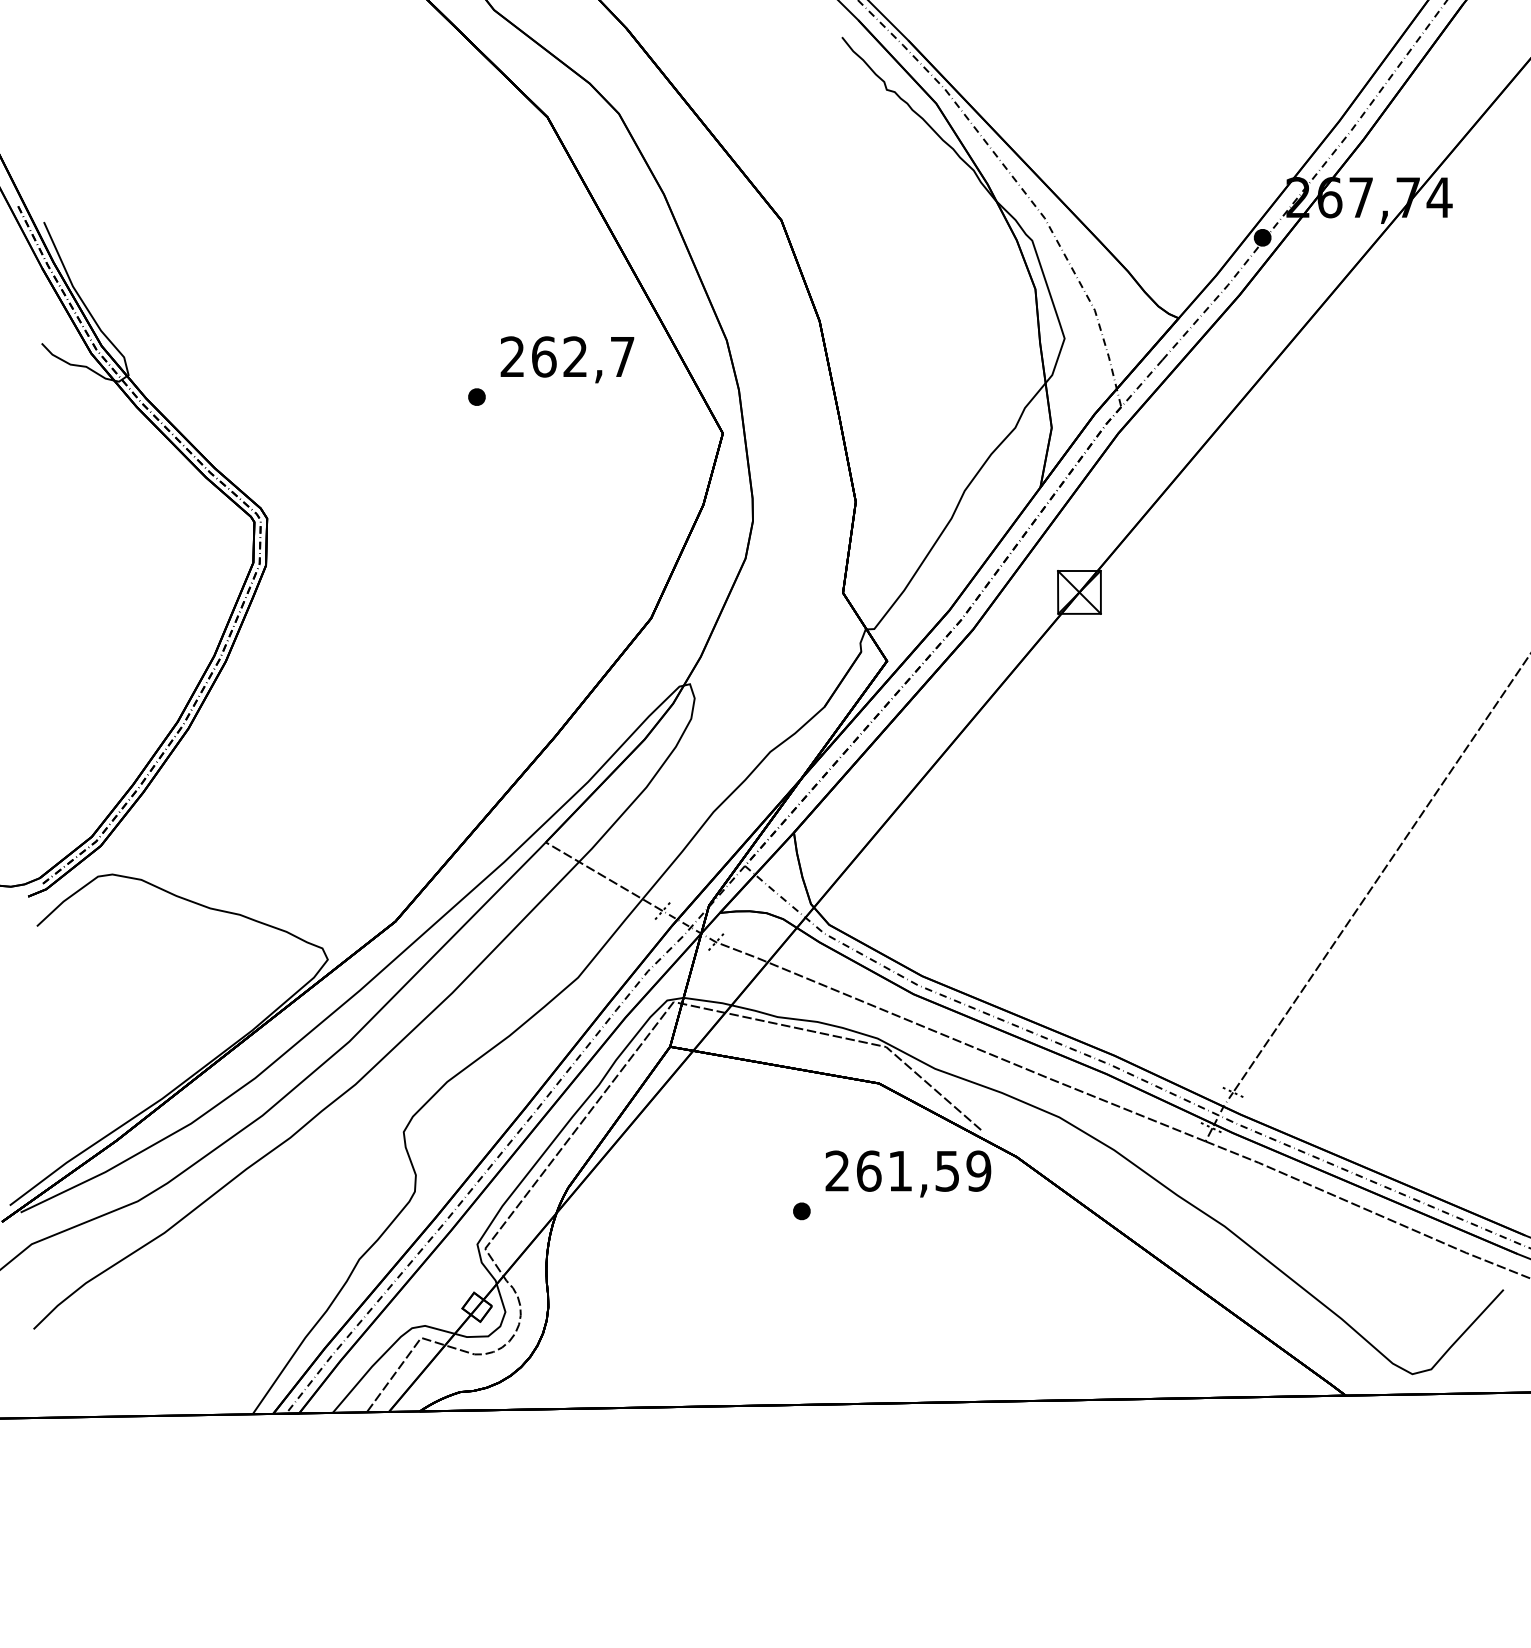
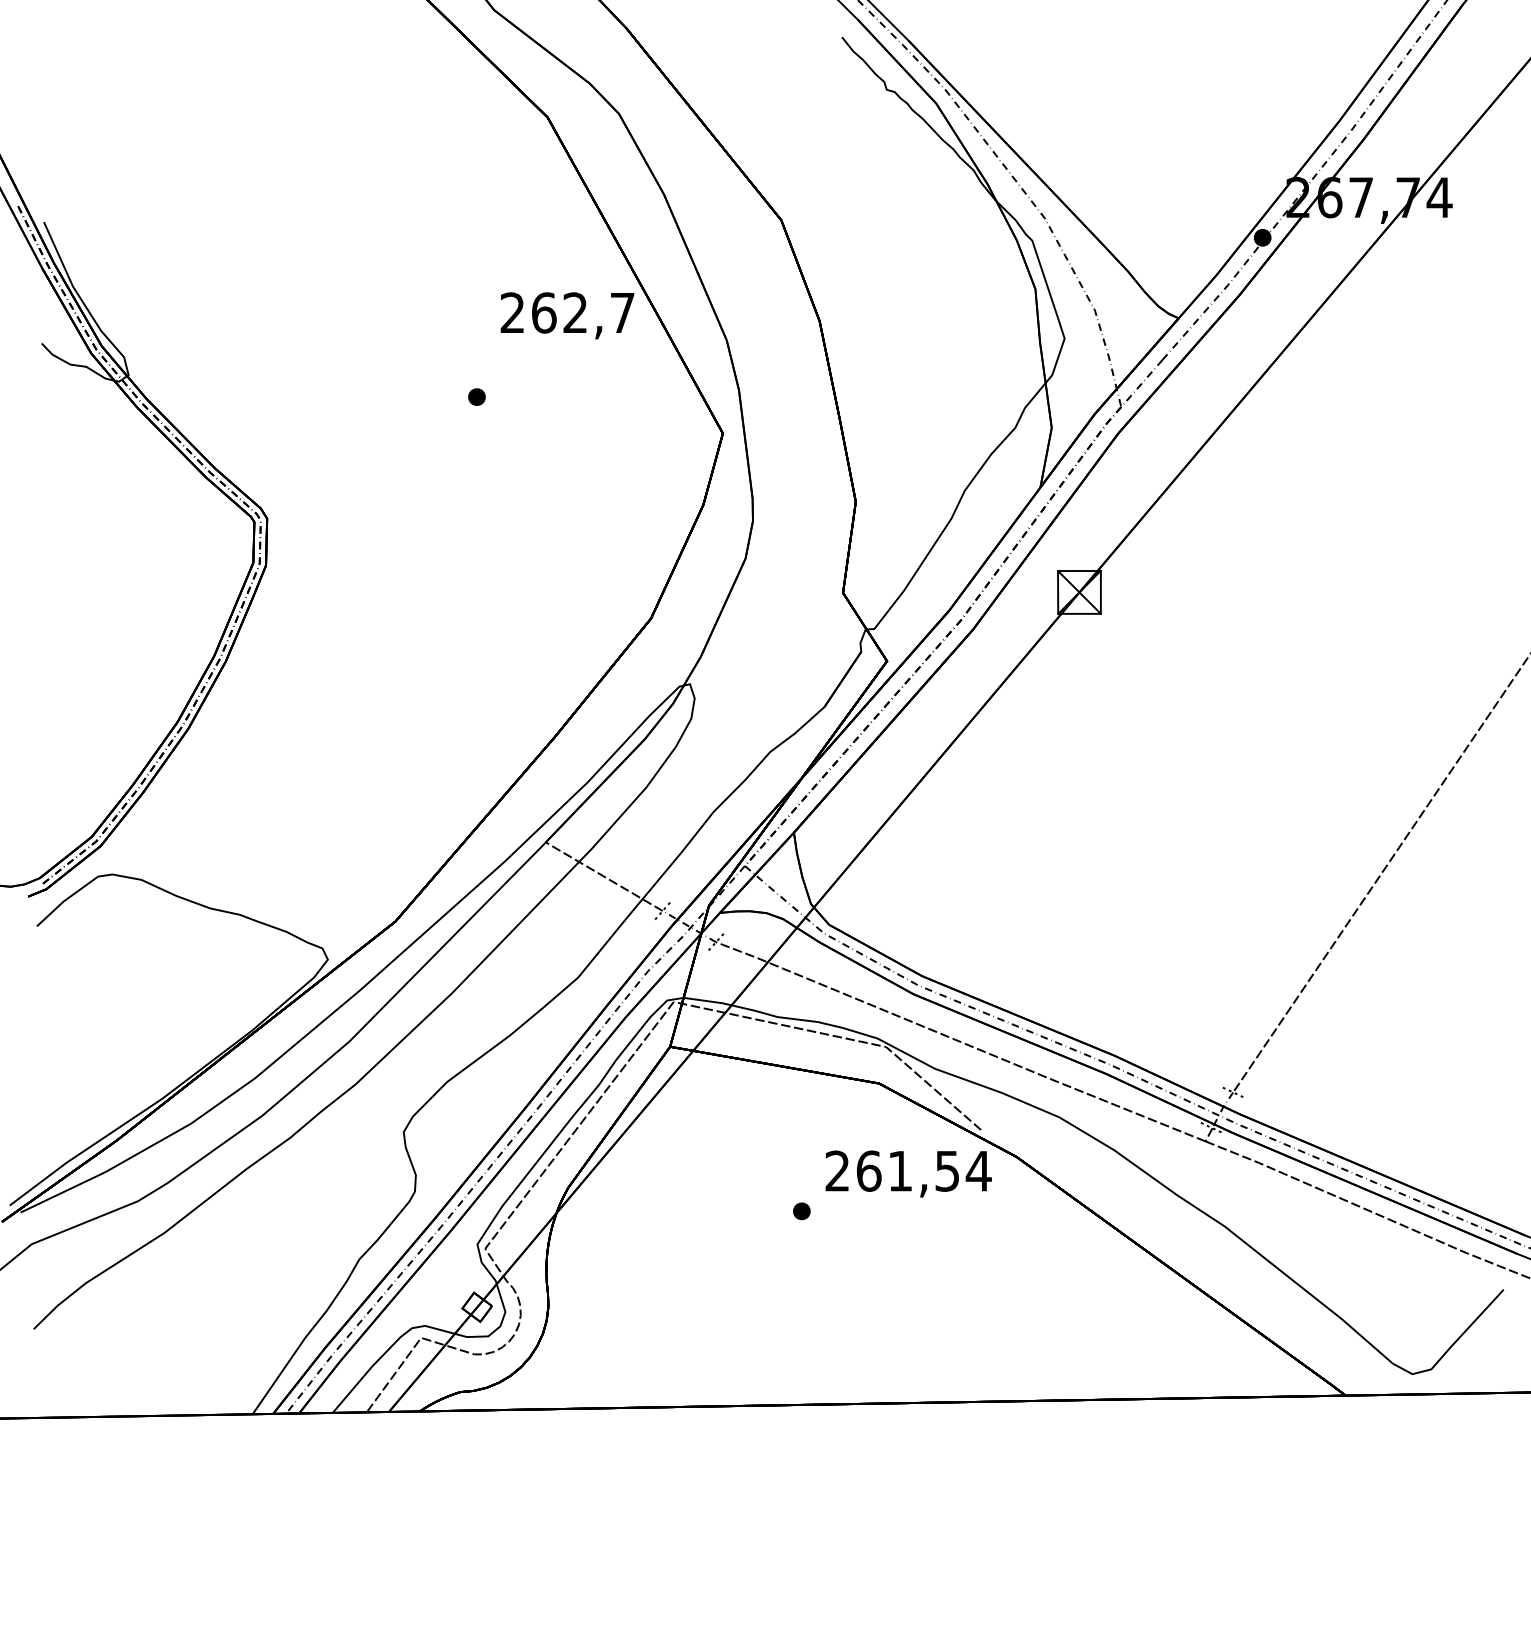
text position: (567, 359) -> (567, 315) (567, 315)
text: 261,59 -> 261,54 (978, 1170)
